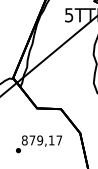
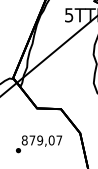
text: 879,17 -> 879,07 (51, 140)
